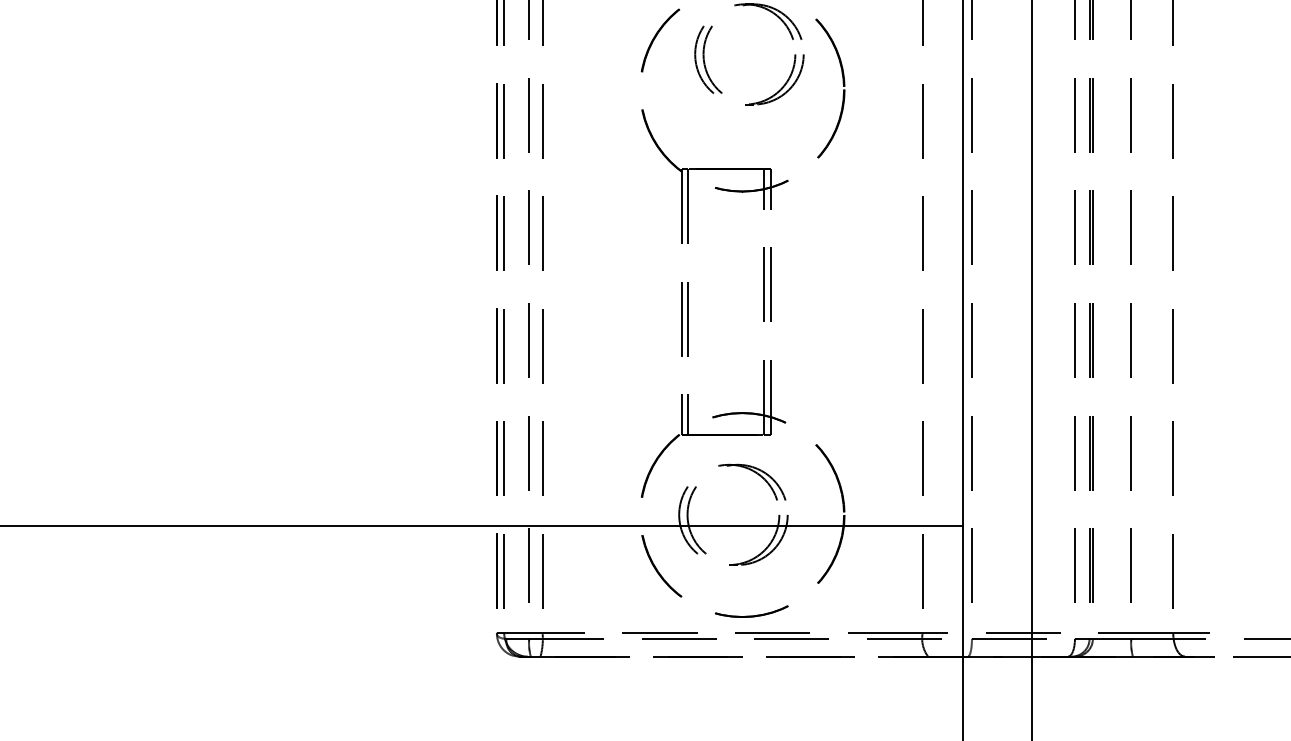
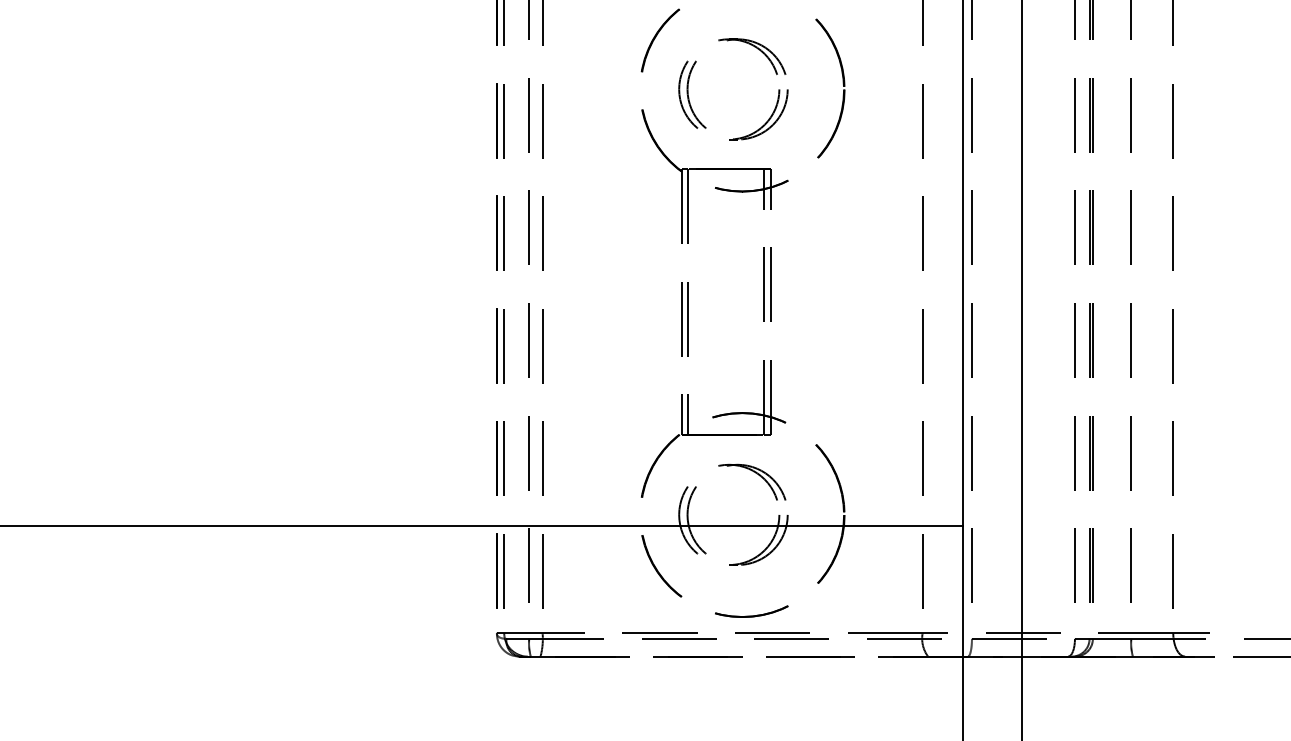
part position: (793, 61) -> (777, 96) (777, 96)
line position: (1032, 369) -> (1022, 369) (1022, 369)
